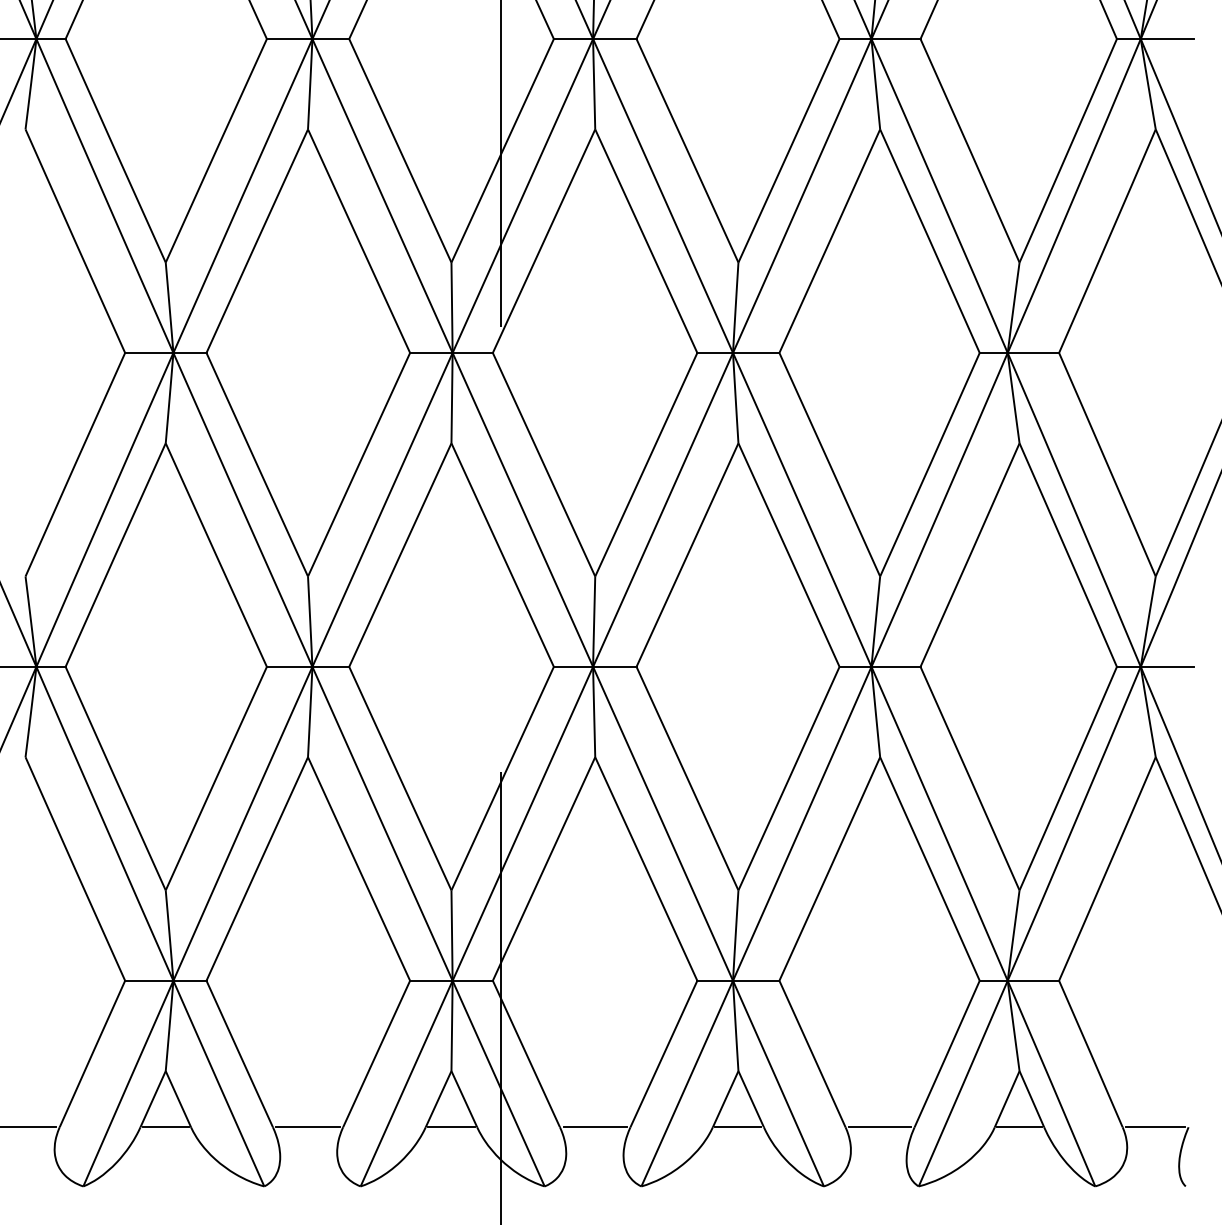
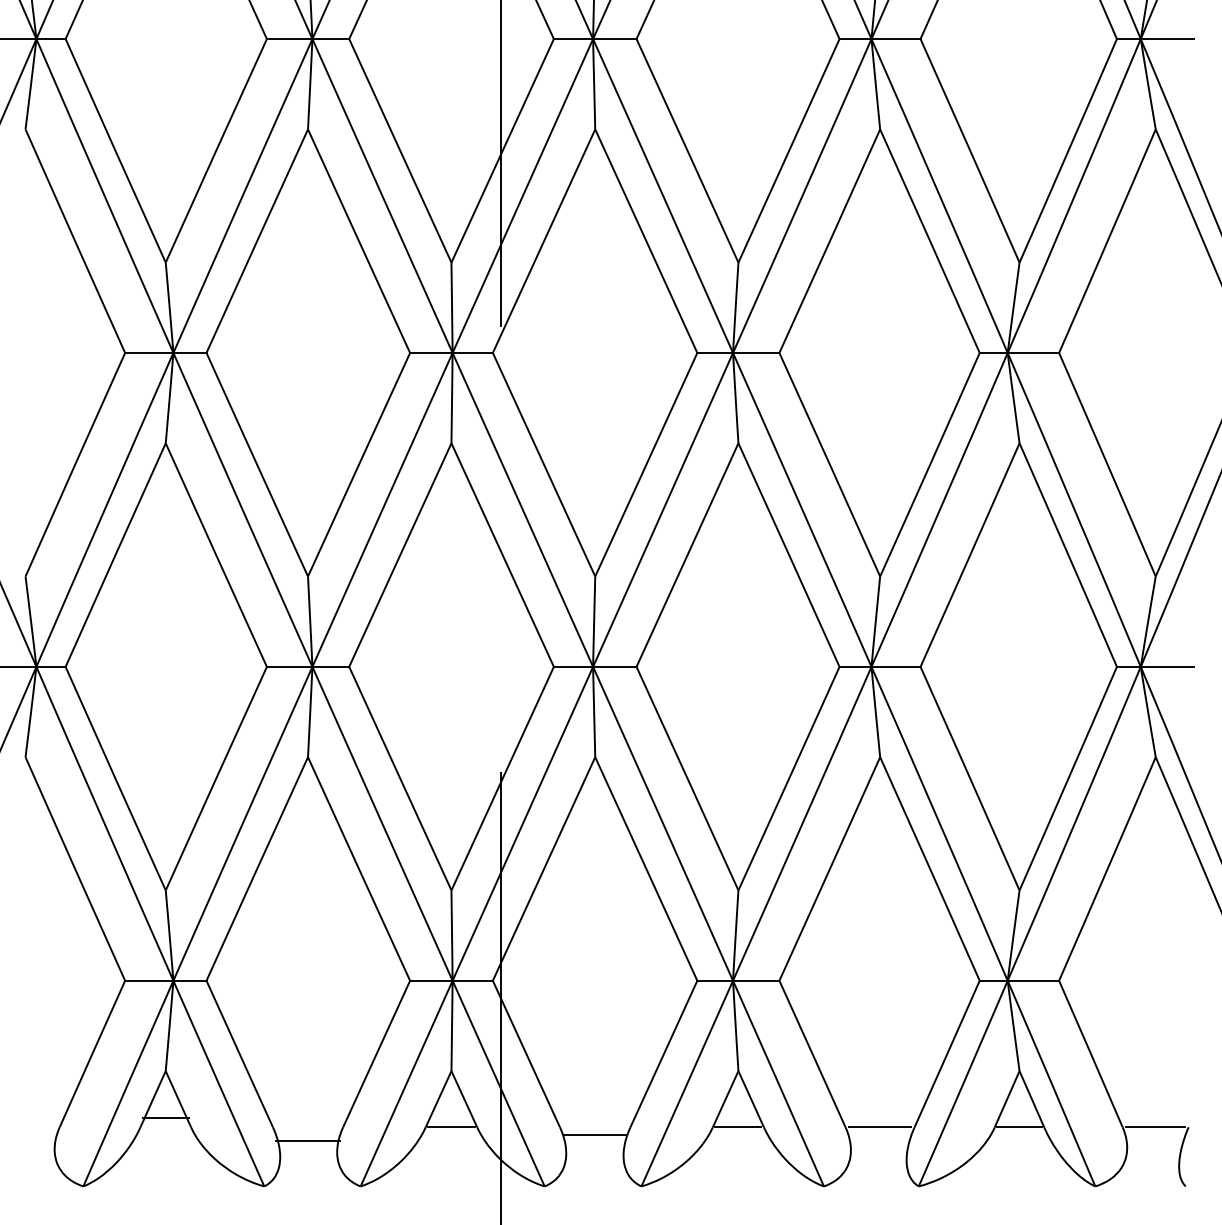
line: present -> none (29, 1127)
line position: (165, 1127) -> (165, 1118) (165, 1118)
line position: (307, 1127) -> (307, 1141) (307, 1141)
line position: (594, 1127) -> (594, 1135) (594, 1135)
